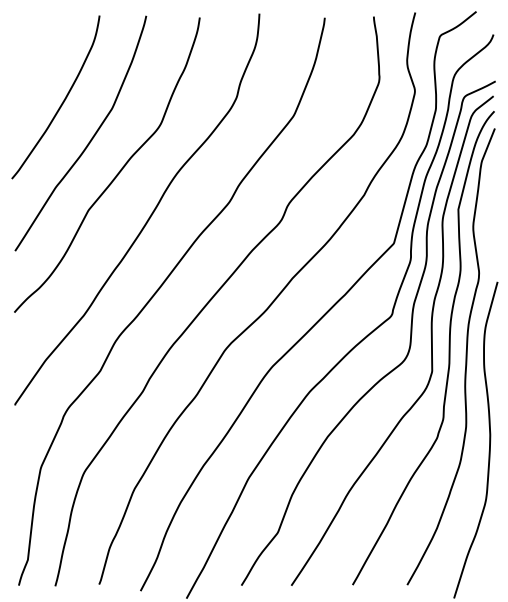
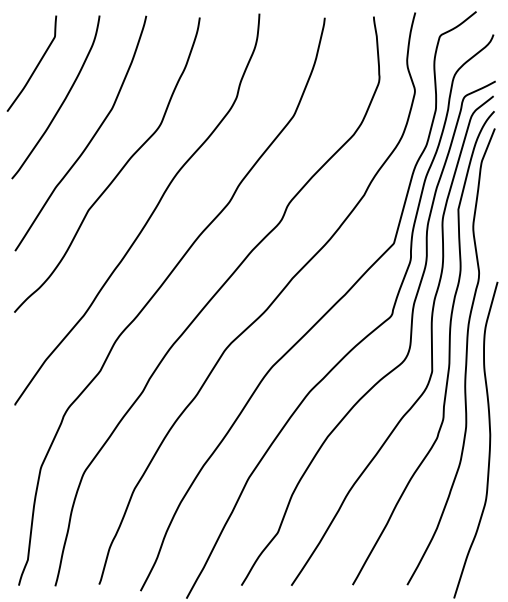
curve: none -> present (36, 65)
